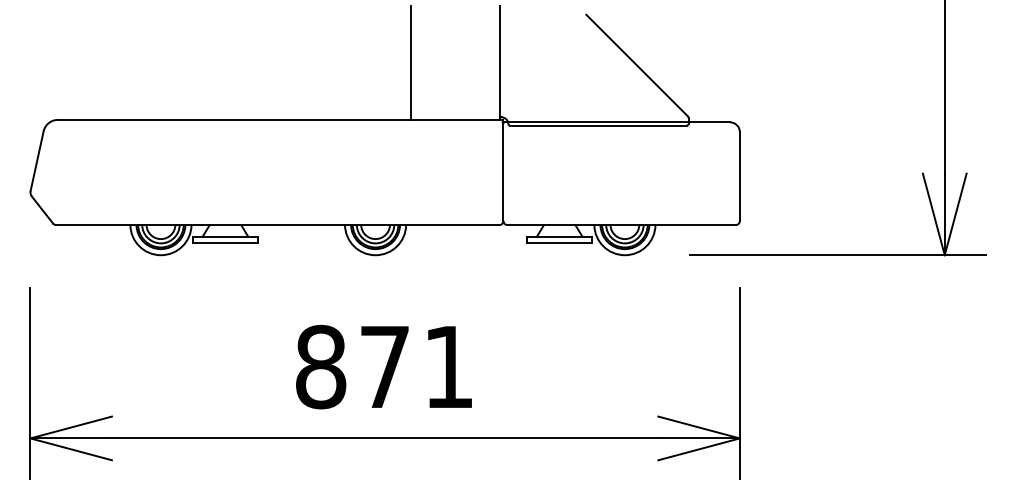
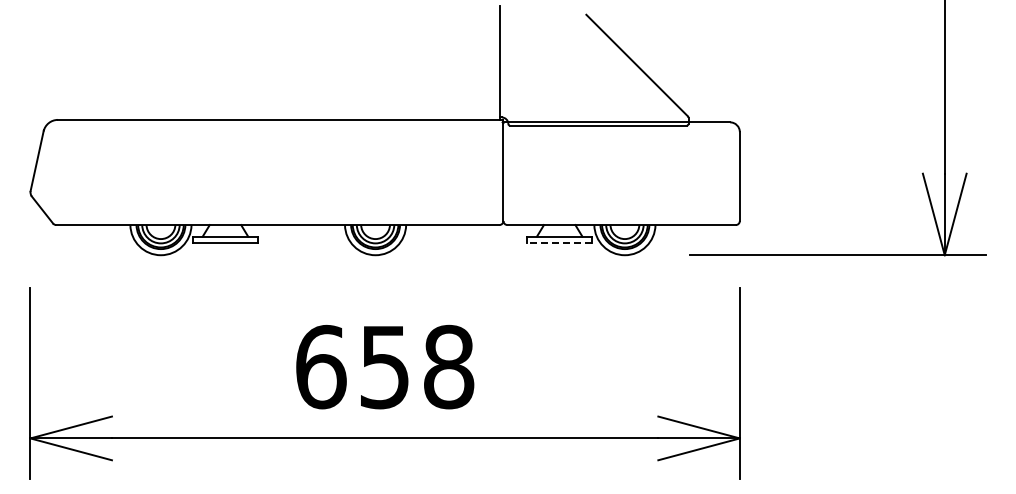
line: present -> none (410, 62)
line: solid -> dashed (559, 243)
text: 871 -> 658 (385, 366)
